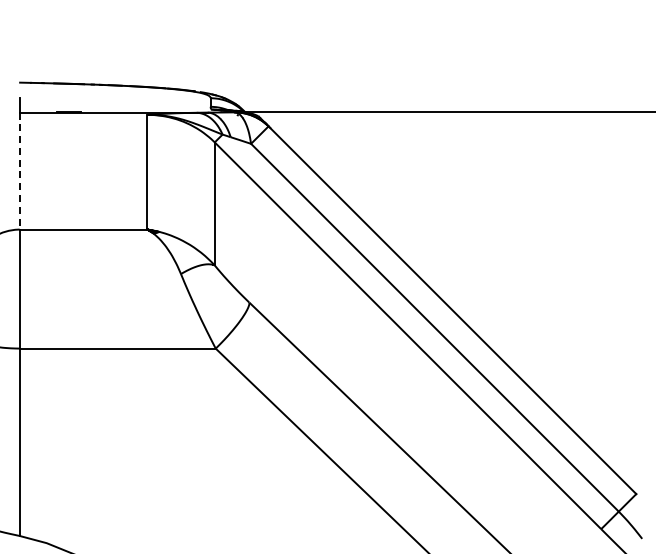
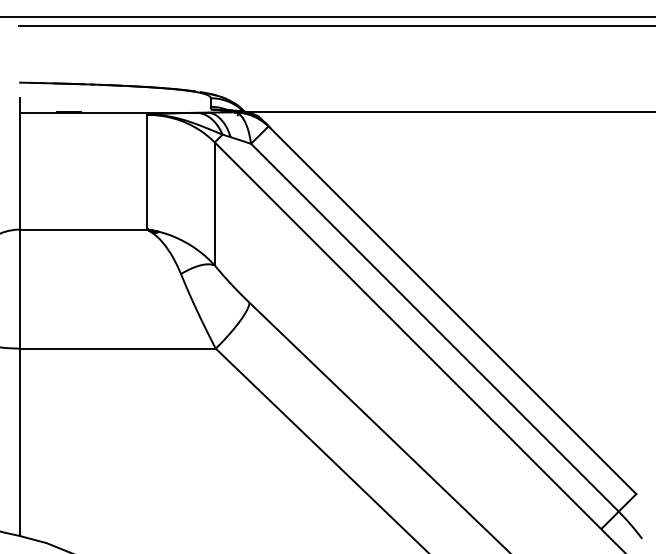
line: none -> present (327, 16)
line: none -> present (335, 25)
line: dashed -> solid (19, 171)
